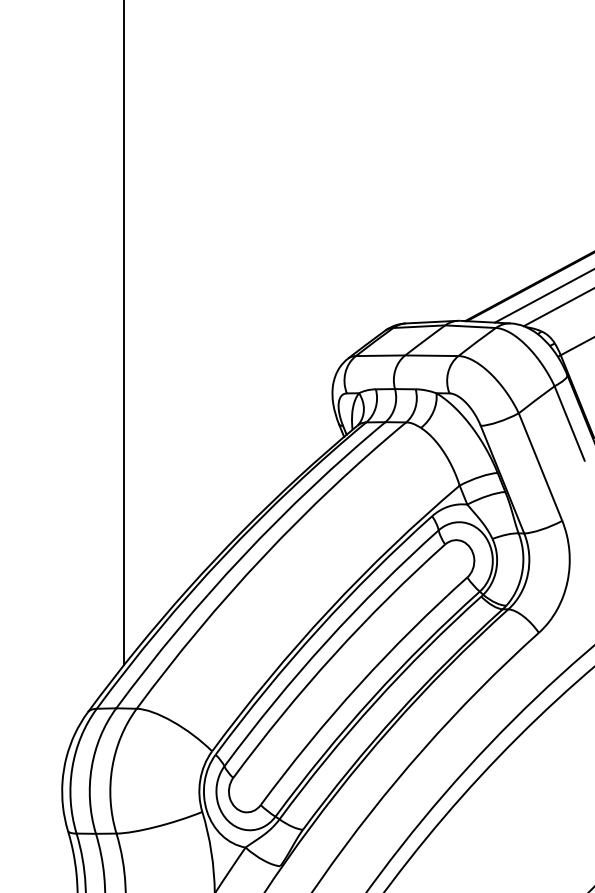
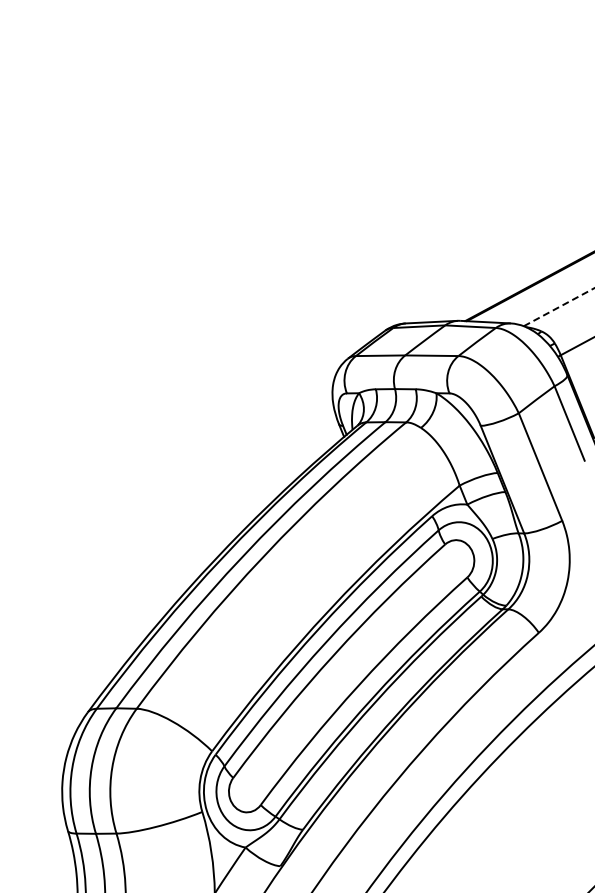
line: present -> none (542, 296)
line: solid -> dashed (559, 306)
line: present -> none (124, 333)
